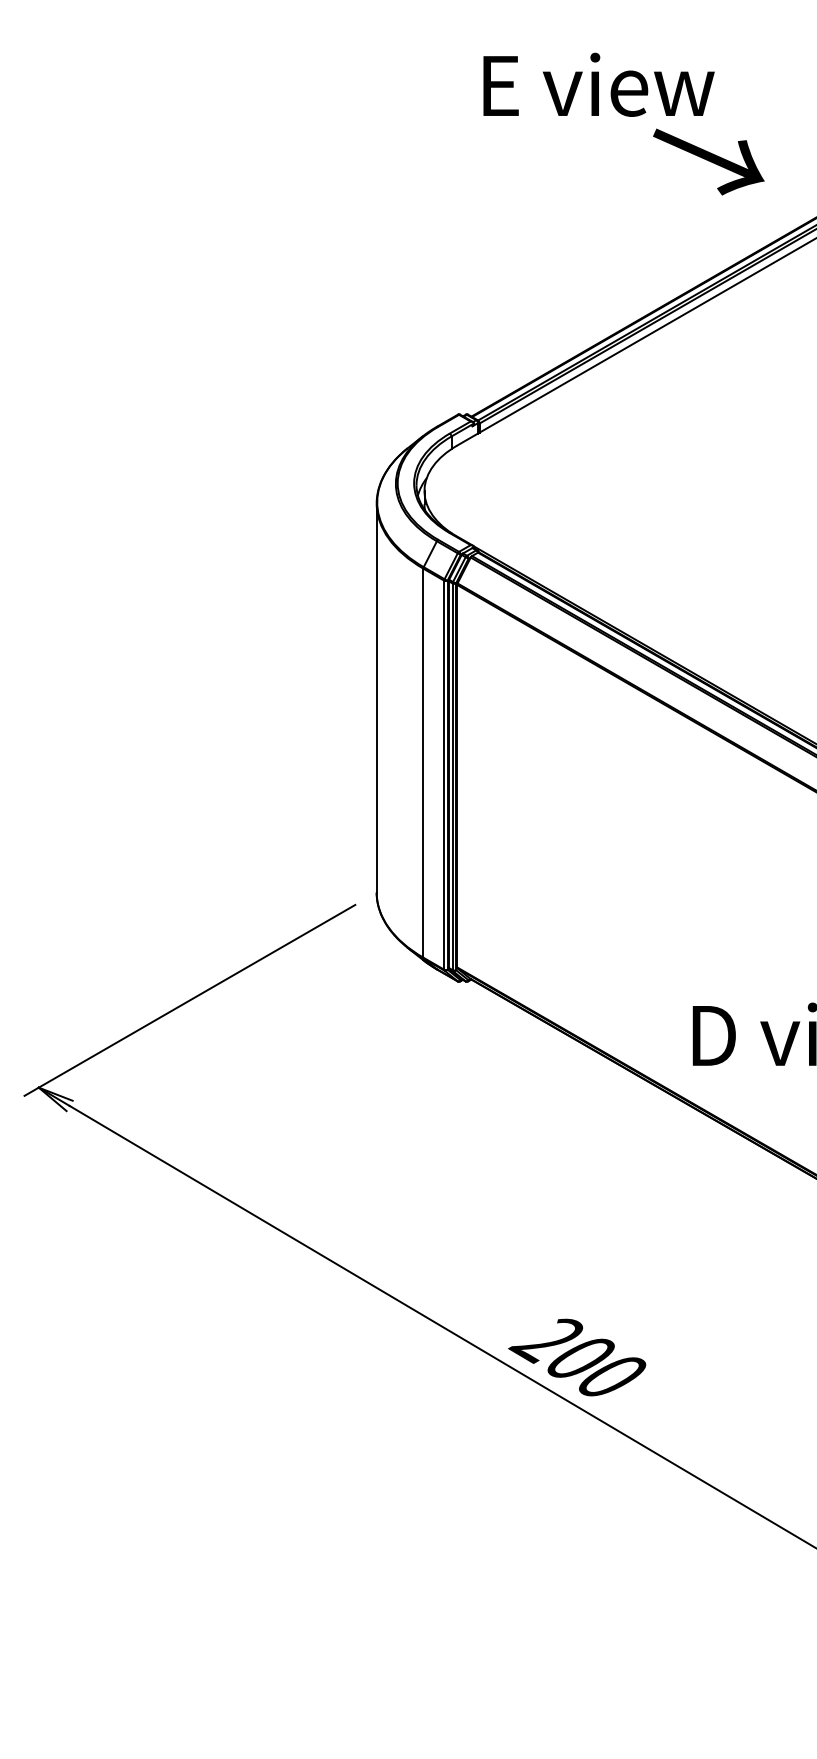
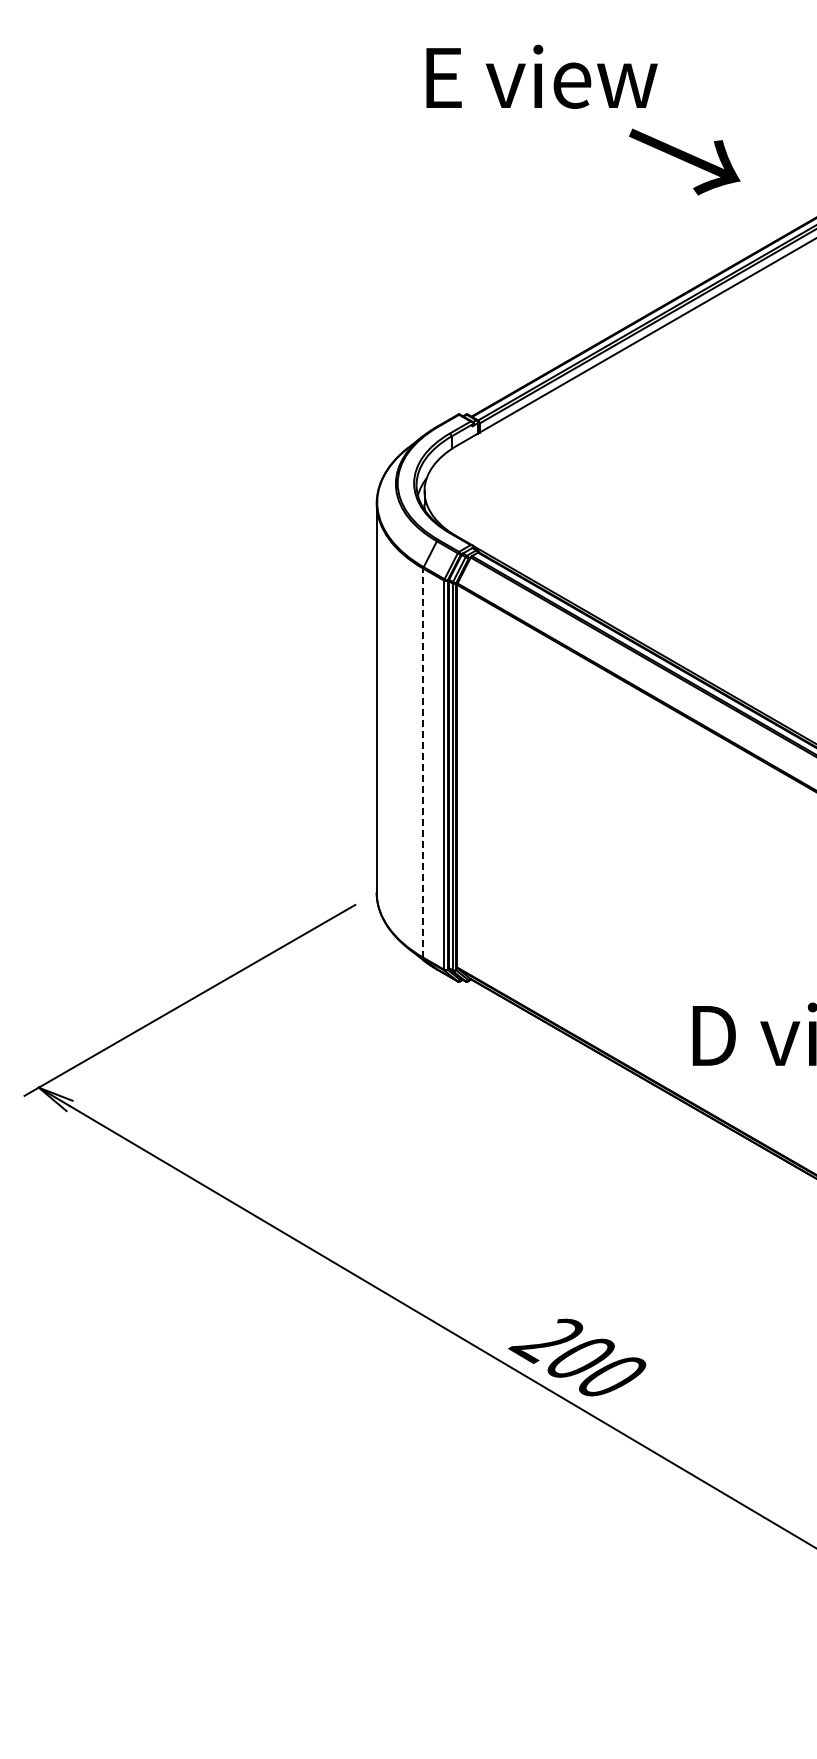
text position: (598, 84) -> (541, 76) (541, 76)
text position: (708, 161) -> (684, 161) (684, 161)
line: solid -> dashed (423, 763)
